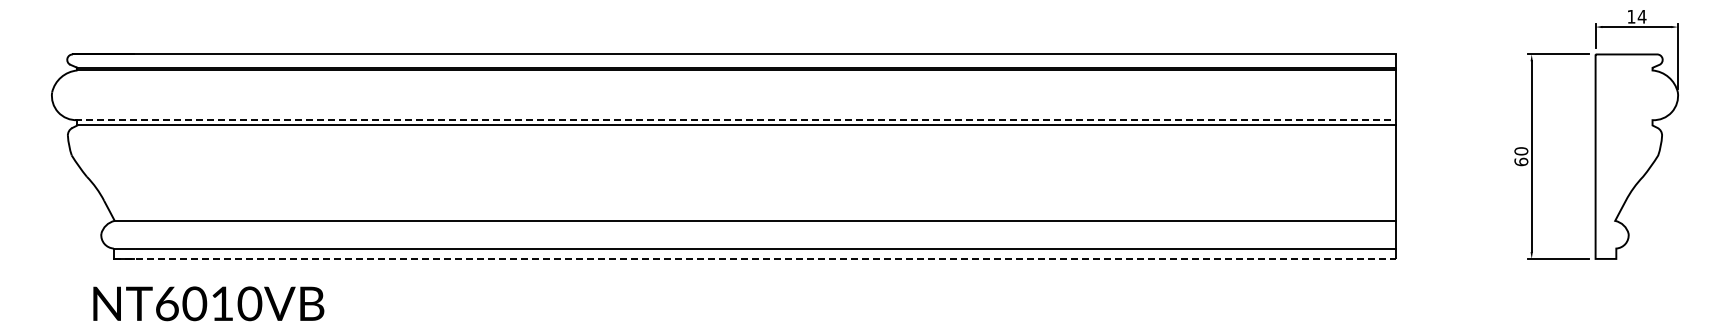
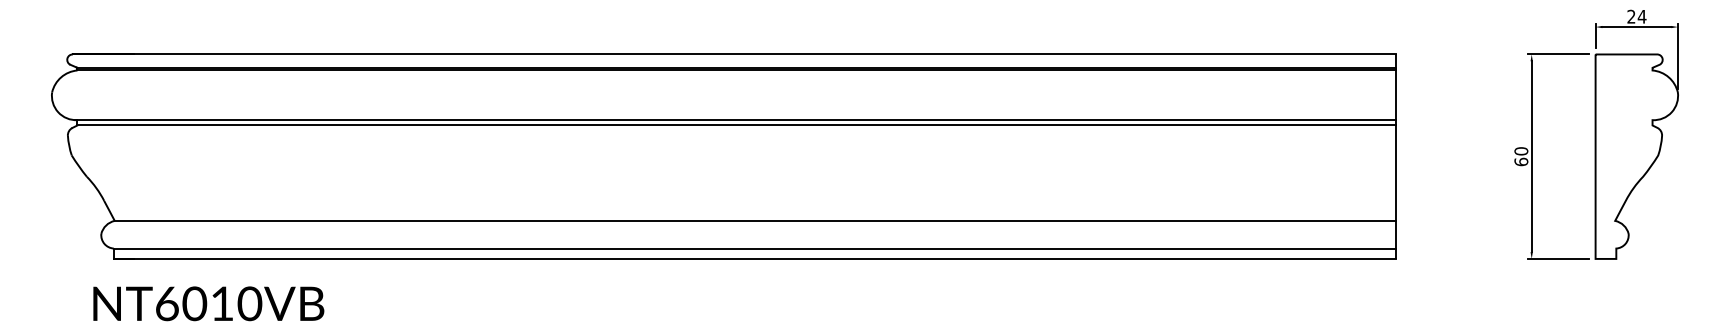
text: 14 -> 24 (1631, 16)
line: dashed -> solid (735, 120)
line: dashed -> solid (754, 258)
